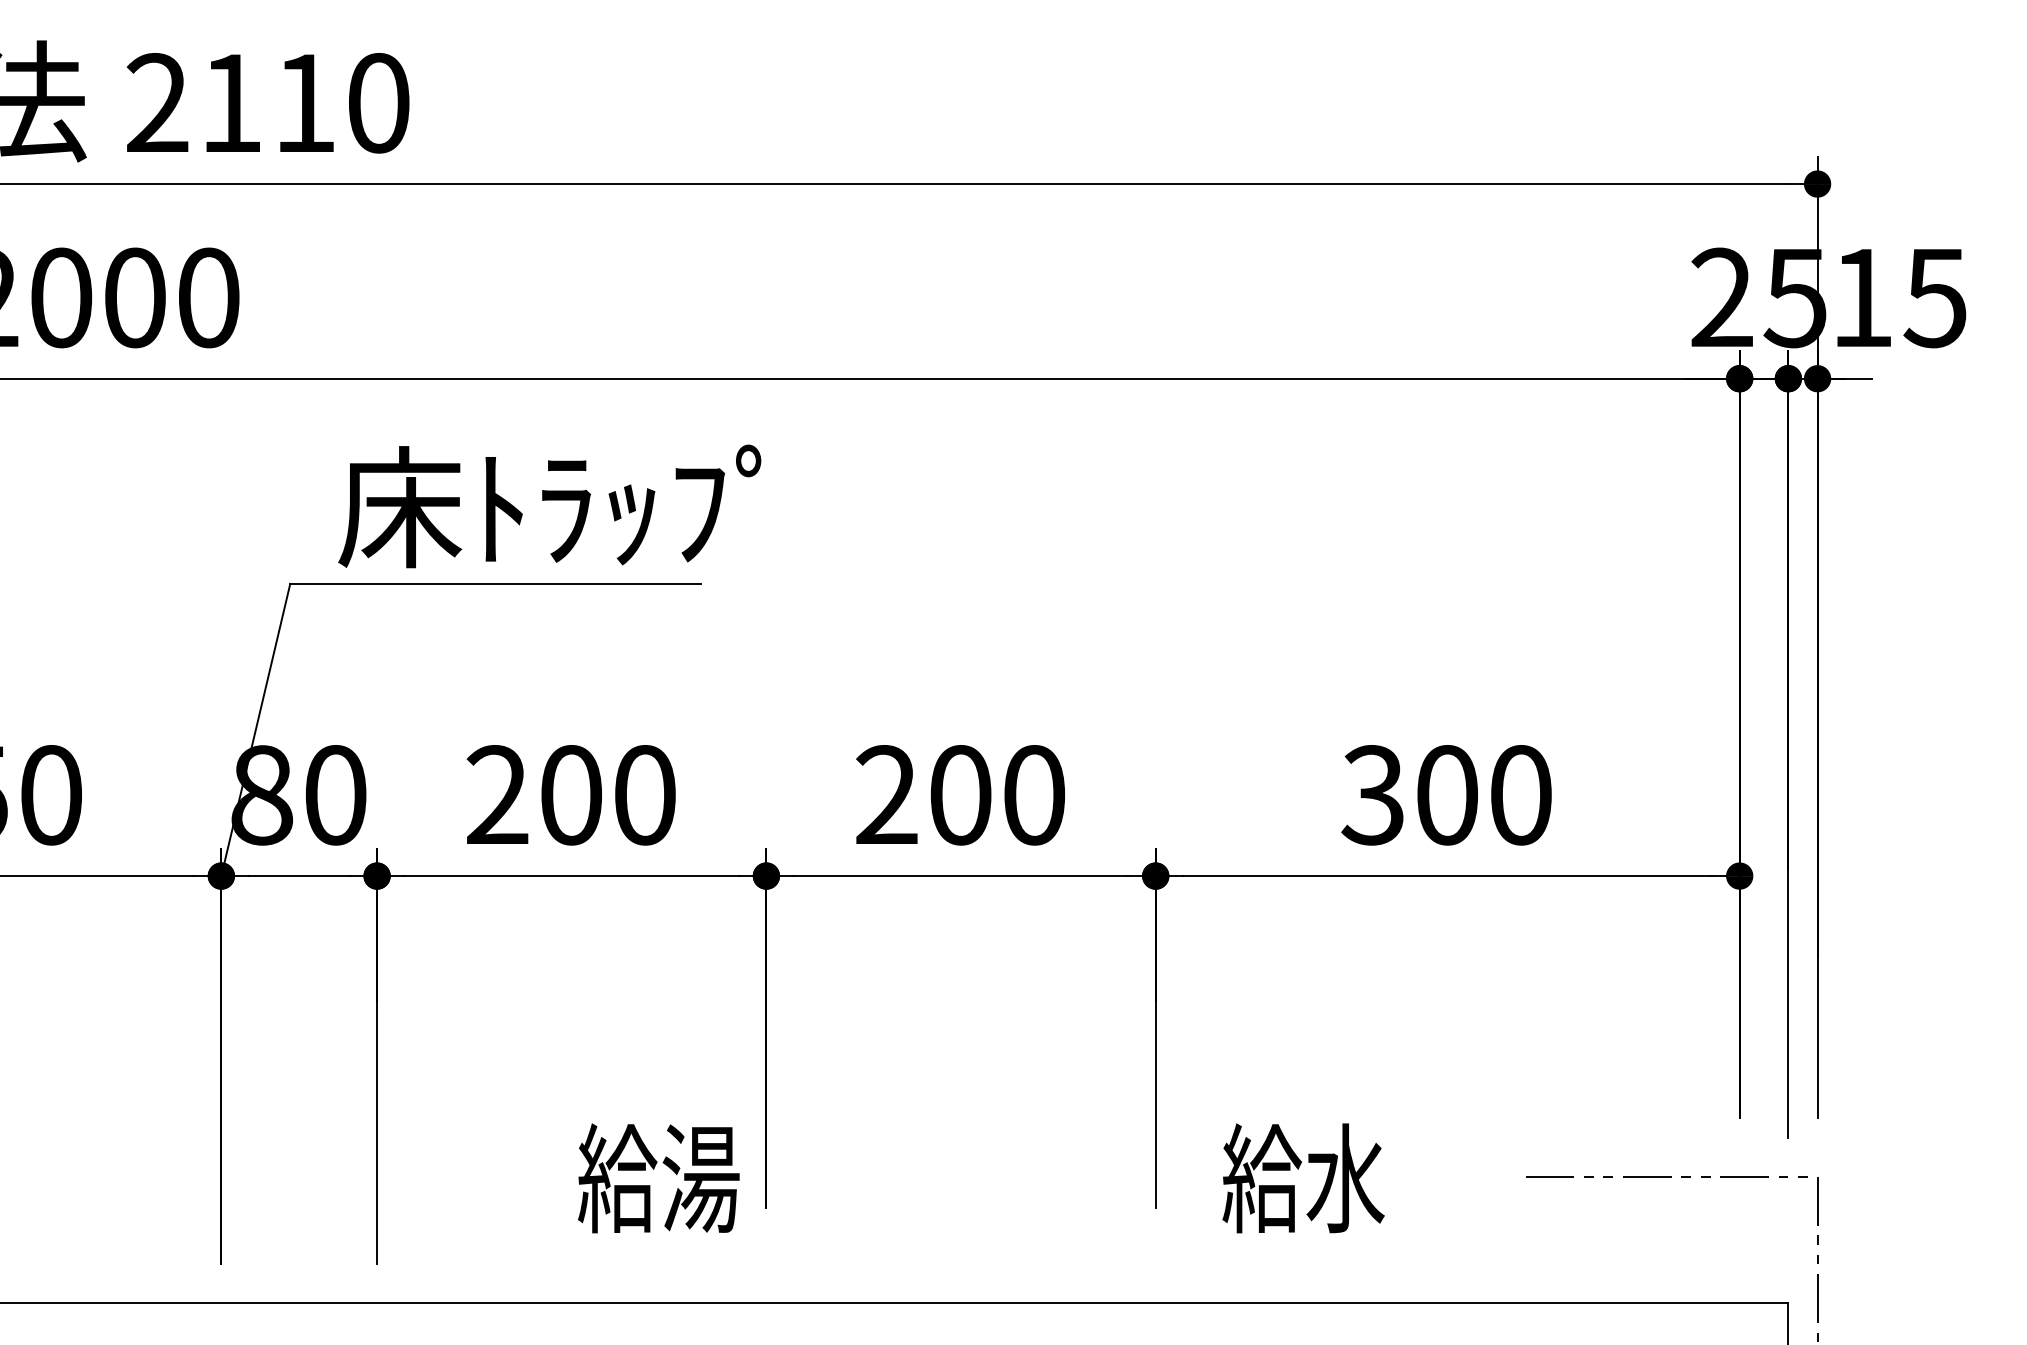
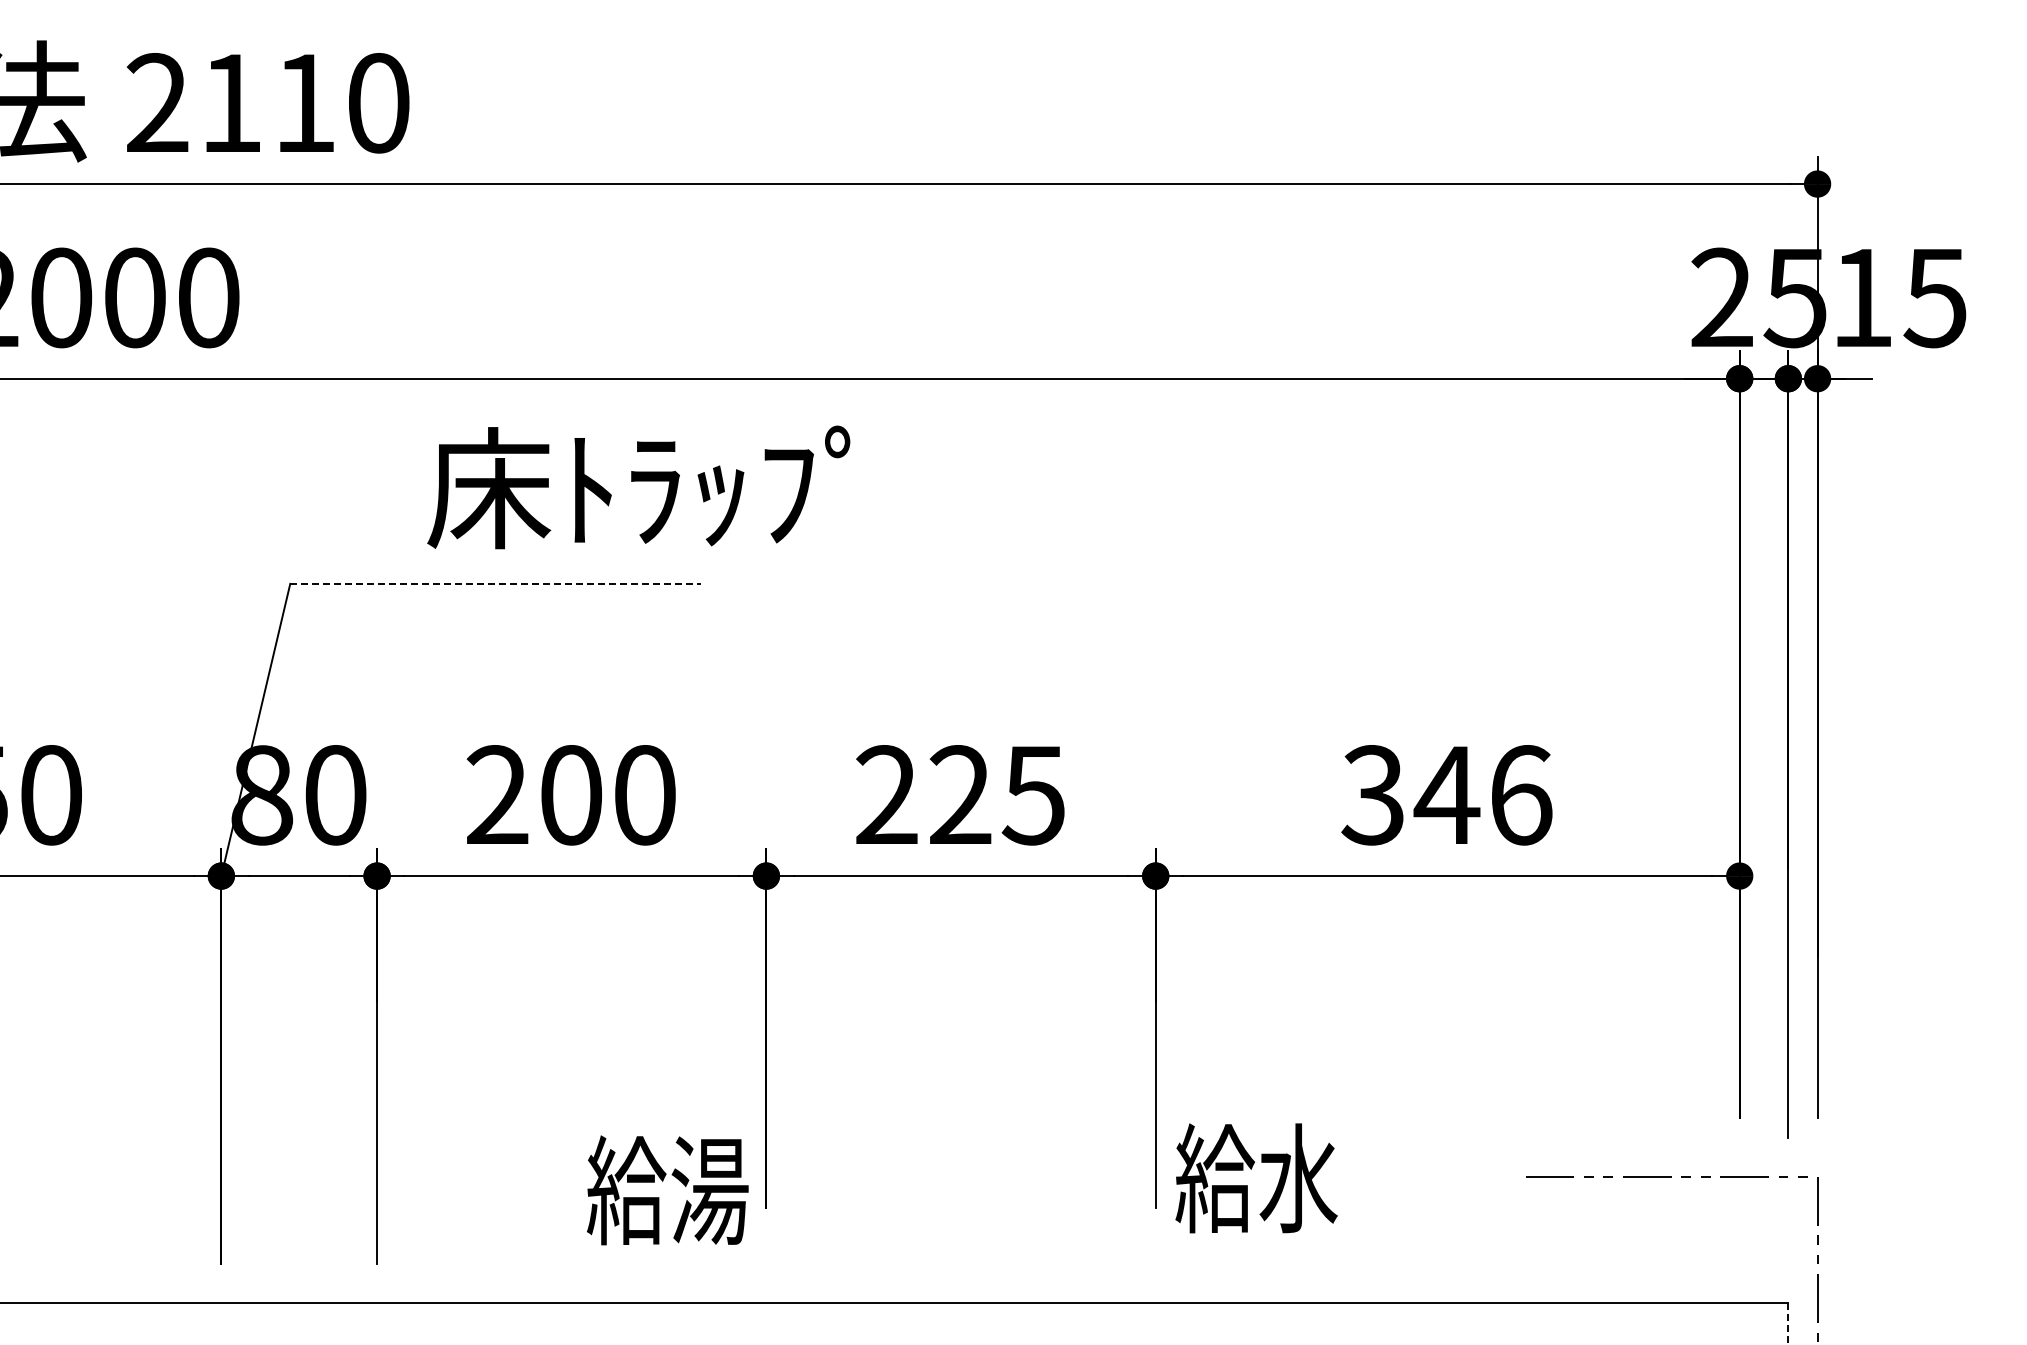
text position: (549, 506) -> (638, 487) (638, 487)
line: solid -> dashed (496, 583)
text: 200 -> 225 (997, 795)
text: 300 -> 346 (1482, 795)
text position: (658, 1178) -> (667, 1190) (667, 1190)
text position: (1303, 1178) -> (1256, 1178) (1256, 1178)
line: solid -> dashed (1788, 1324)
